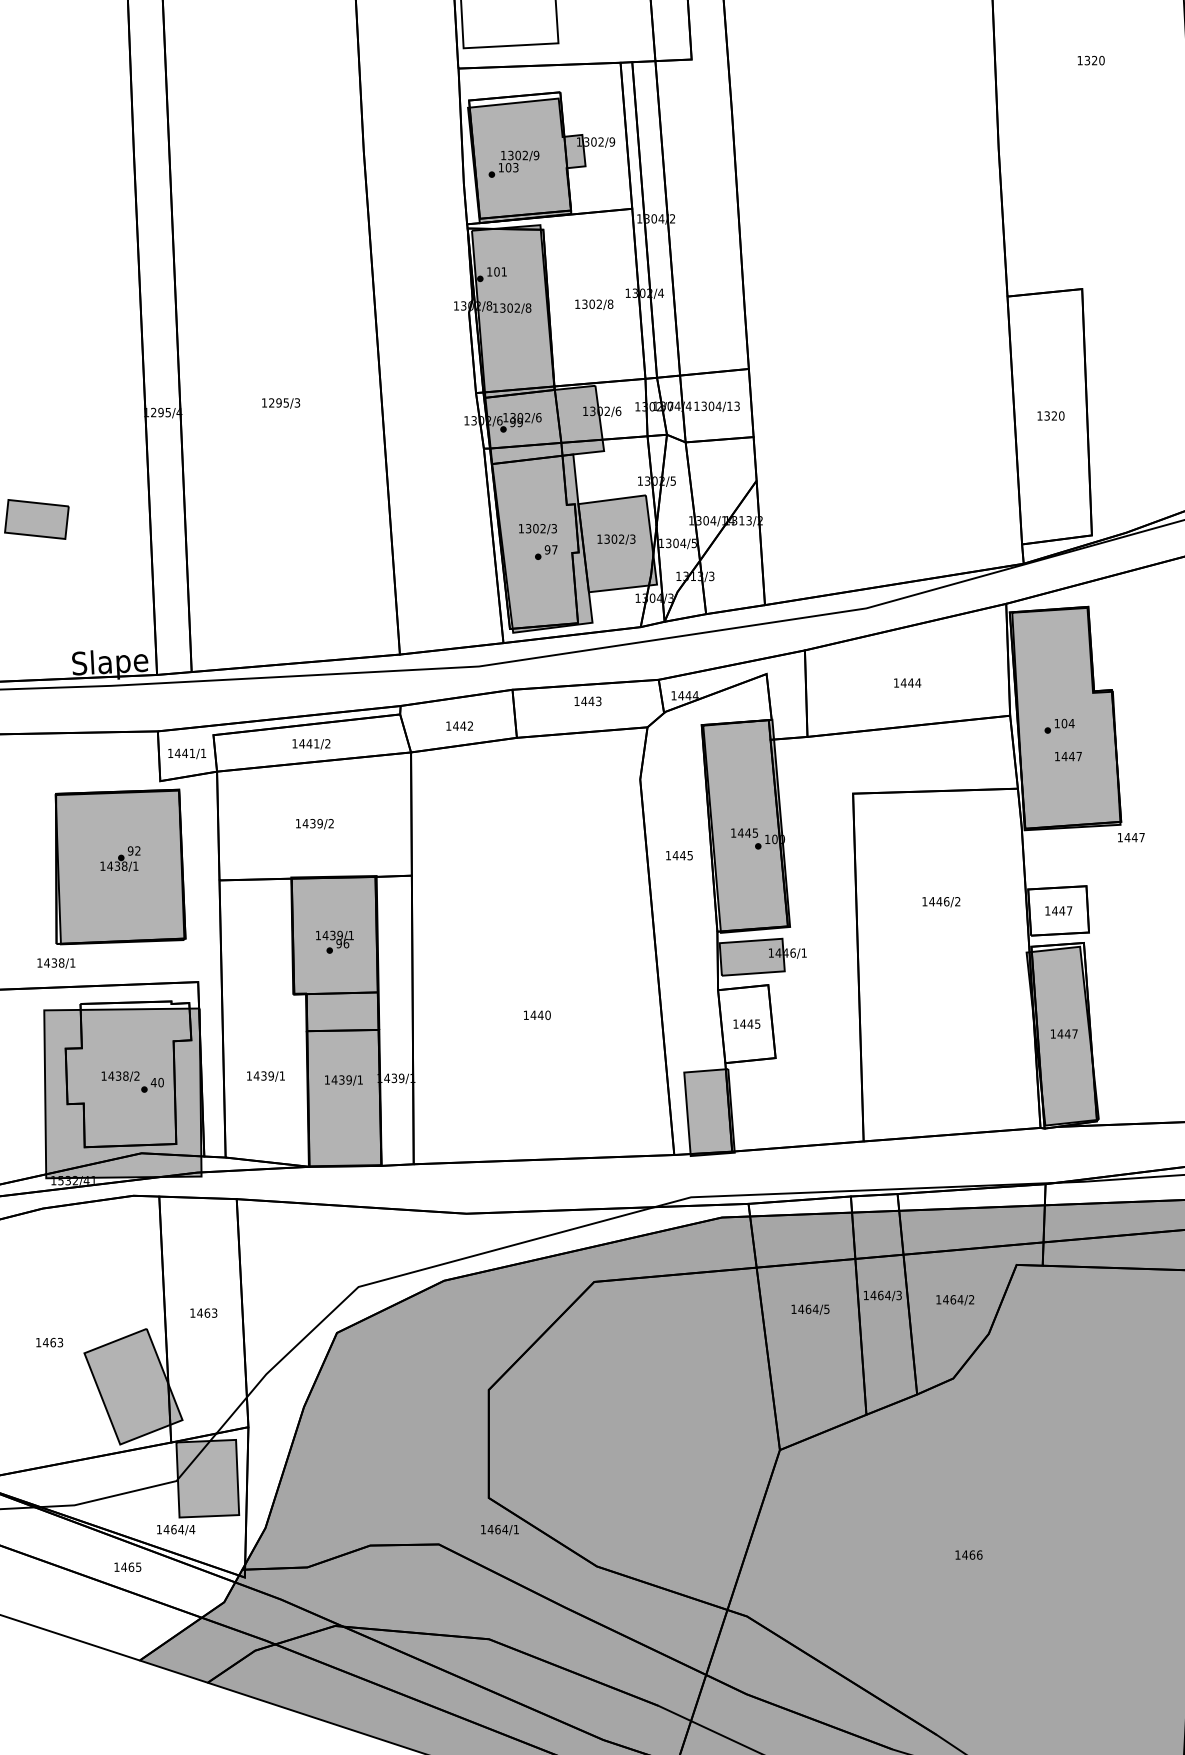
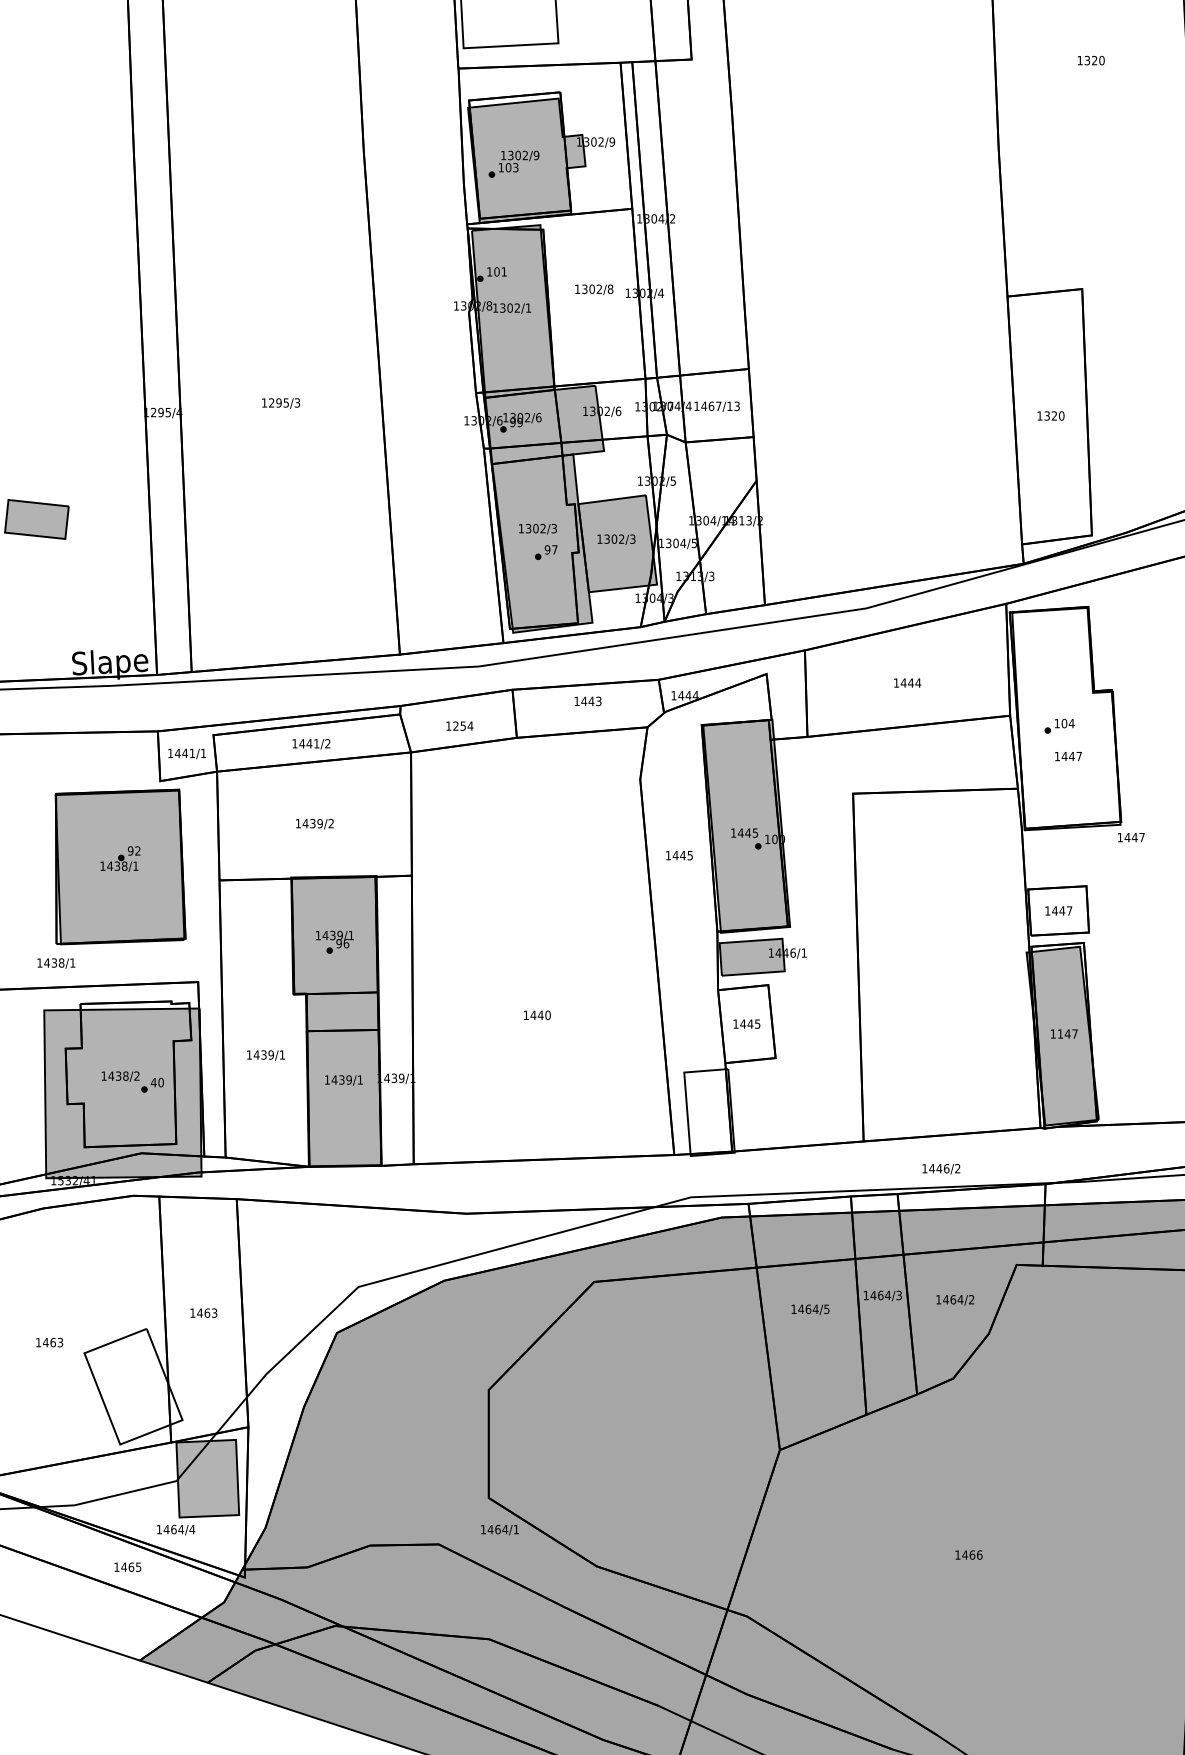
text position: (594, 304) -> (594, 289) (594, 289)
text: 1302/8 -> 1302/1 (528, 307)
text: 1304/13 -> 1467/13 (711, 406)
fill: present -> none (1066, 718)
text: 1442 -> 1254 (463, 725)
text position: (941, 902) -> (941, 1169) (941, 1169)
text: 1447 -> 1147 (1060, 1033)
text position: (265, 1076) -> (265, 1055) (265, 1055)
fill: present -> none (709, 1112)
fill: present -> none (133, 1386)
